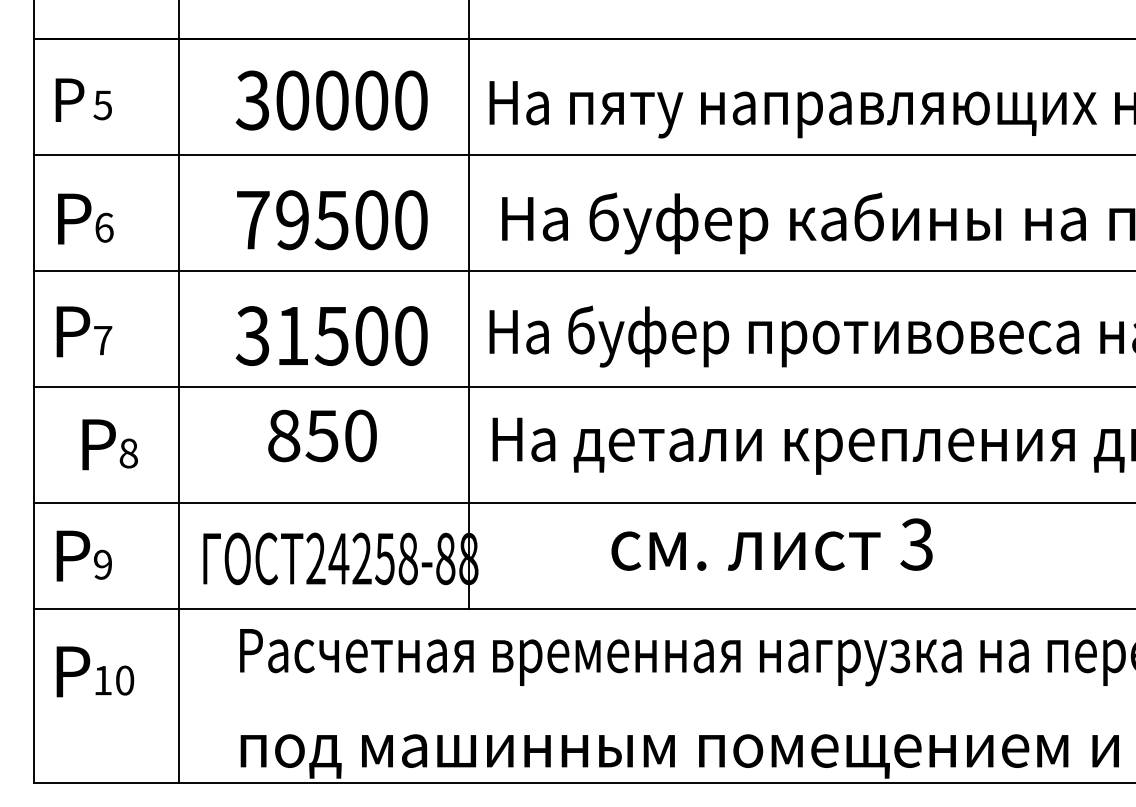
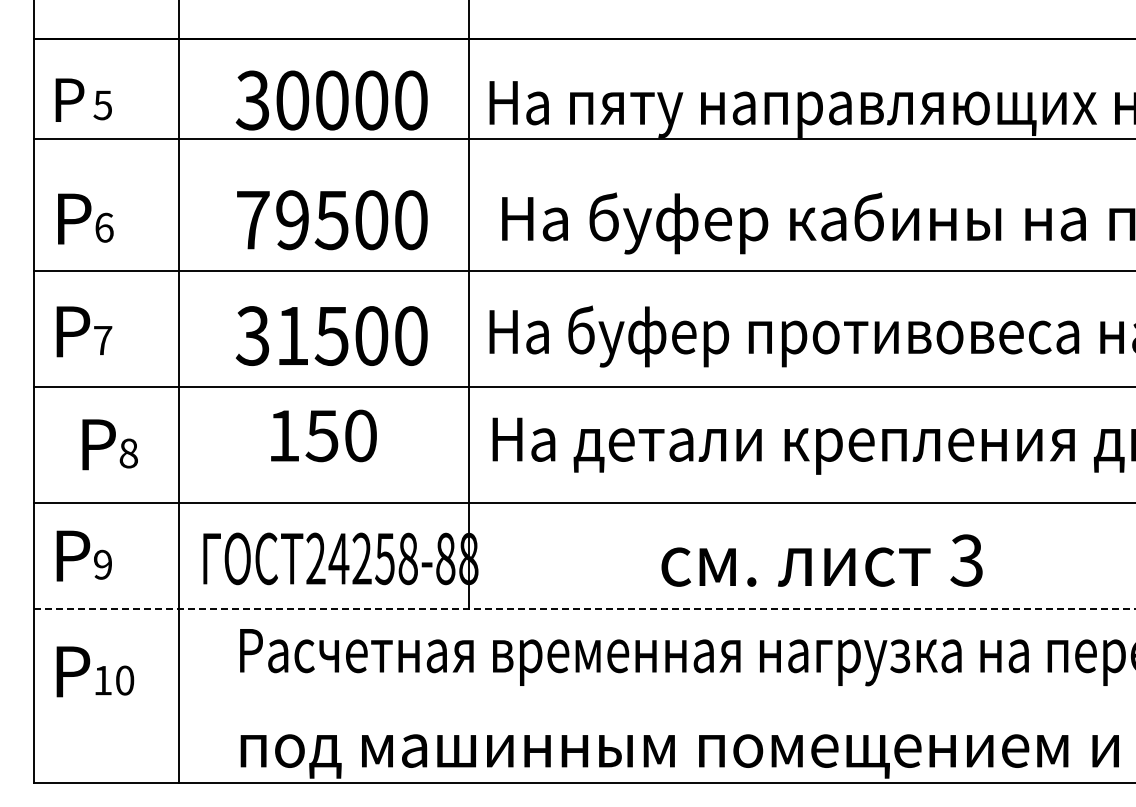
line position: (583, 154) -> (583, 138) (583, 138)
text: 850 -> 150 (284, 435)
text position: (771, 544) -> (821, 560) (821, 560)
line: solid -> dashed (584, 608)
